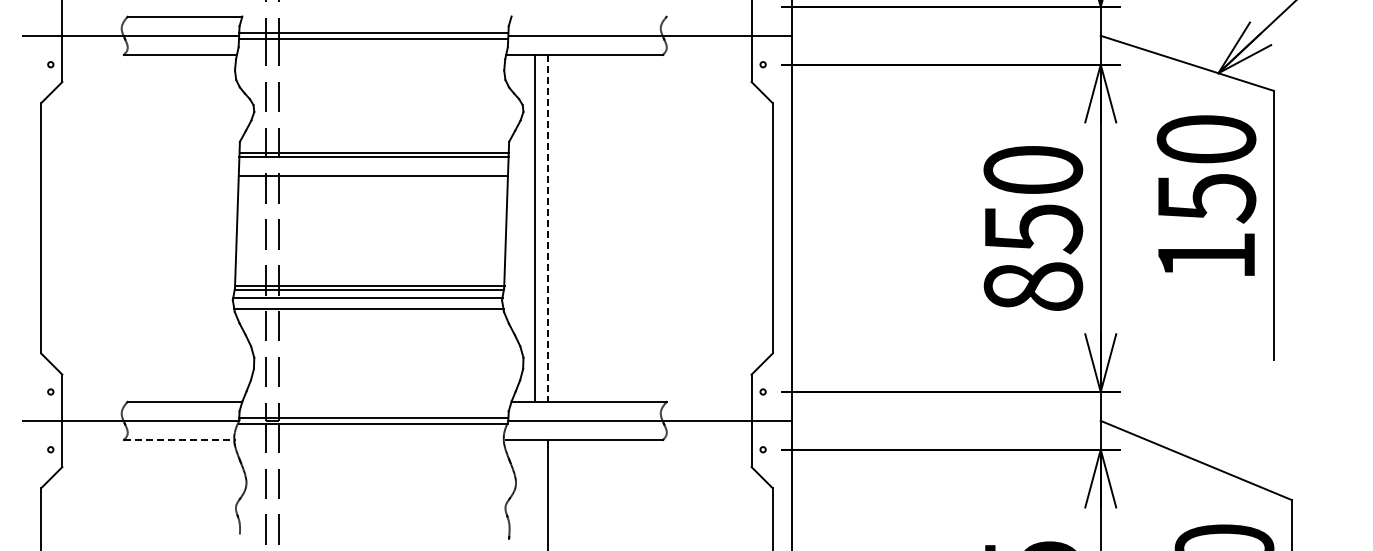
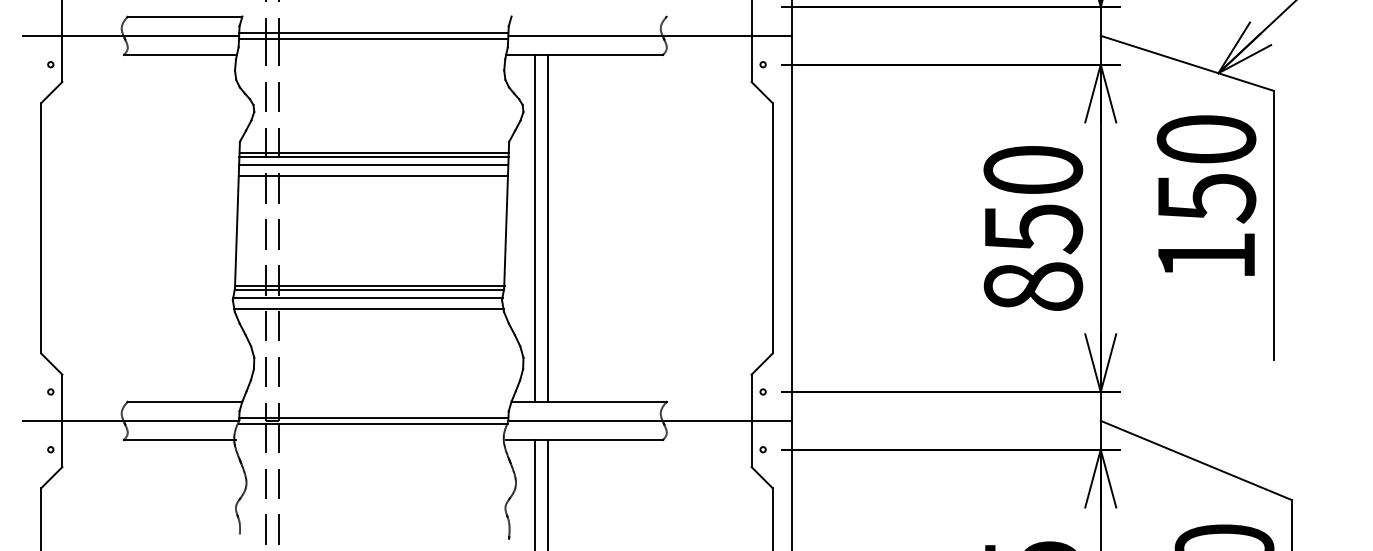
line: none -> present (373, 164)
line: dashed -> solid (548, 228)
line: dashed -> solid (180, 440)
line: none -> present (535, 493)
